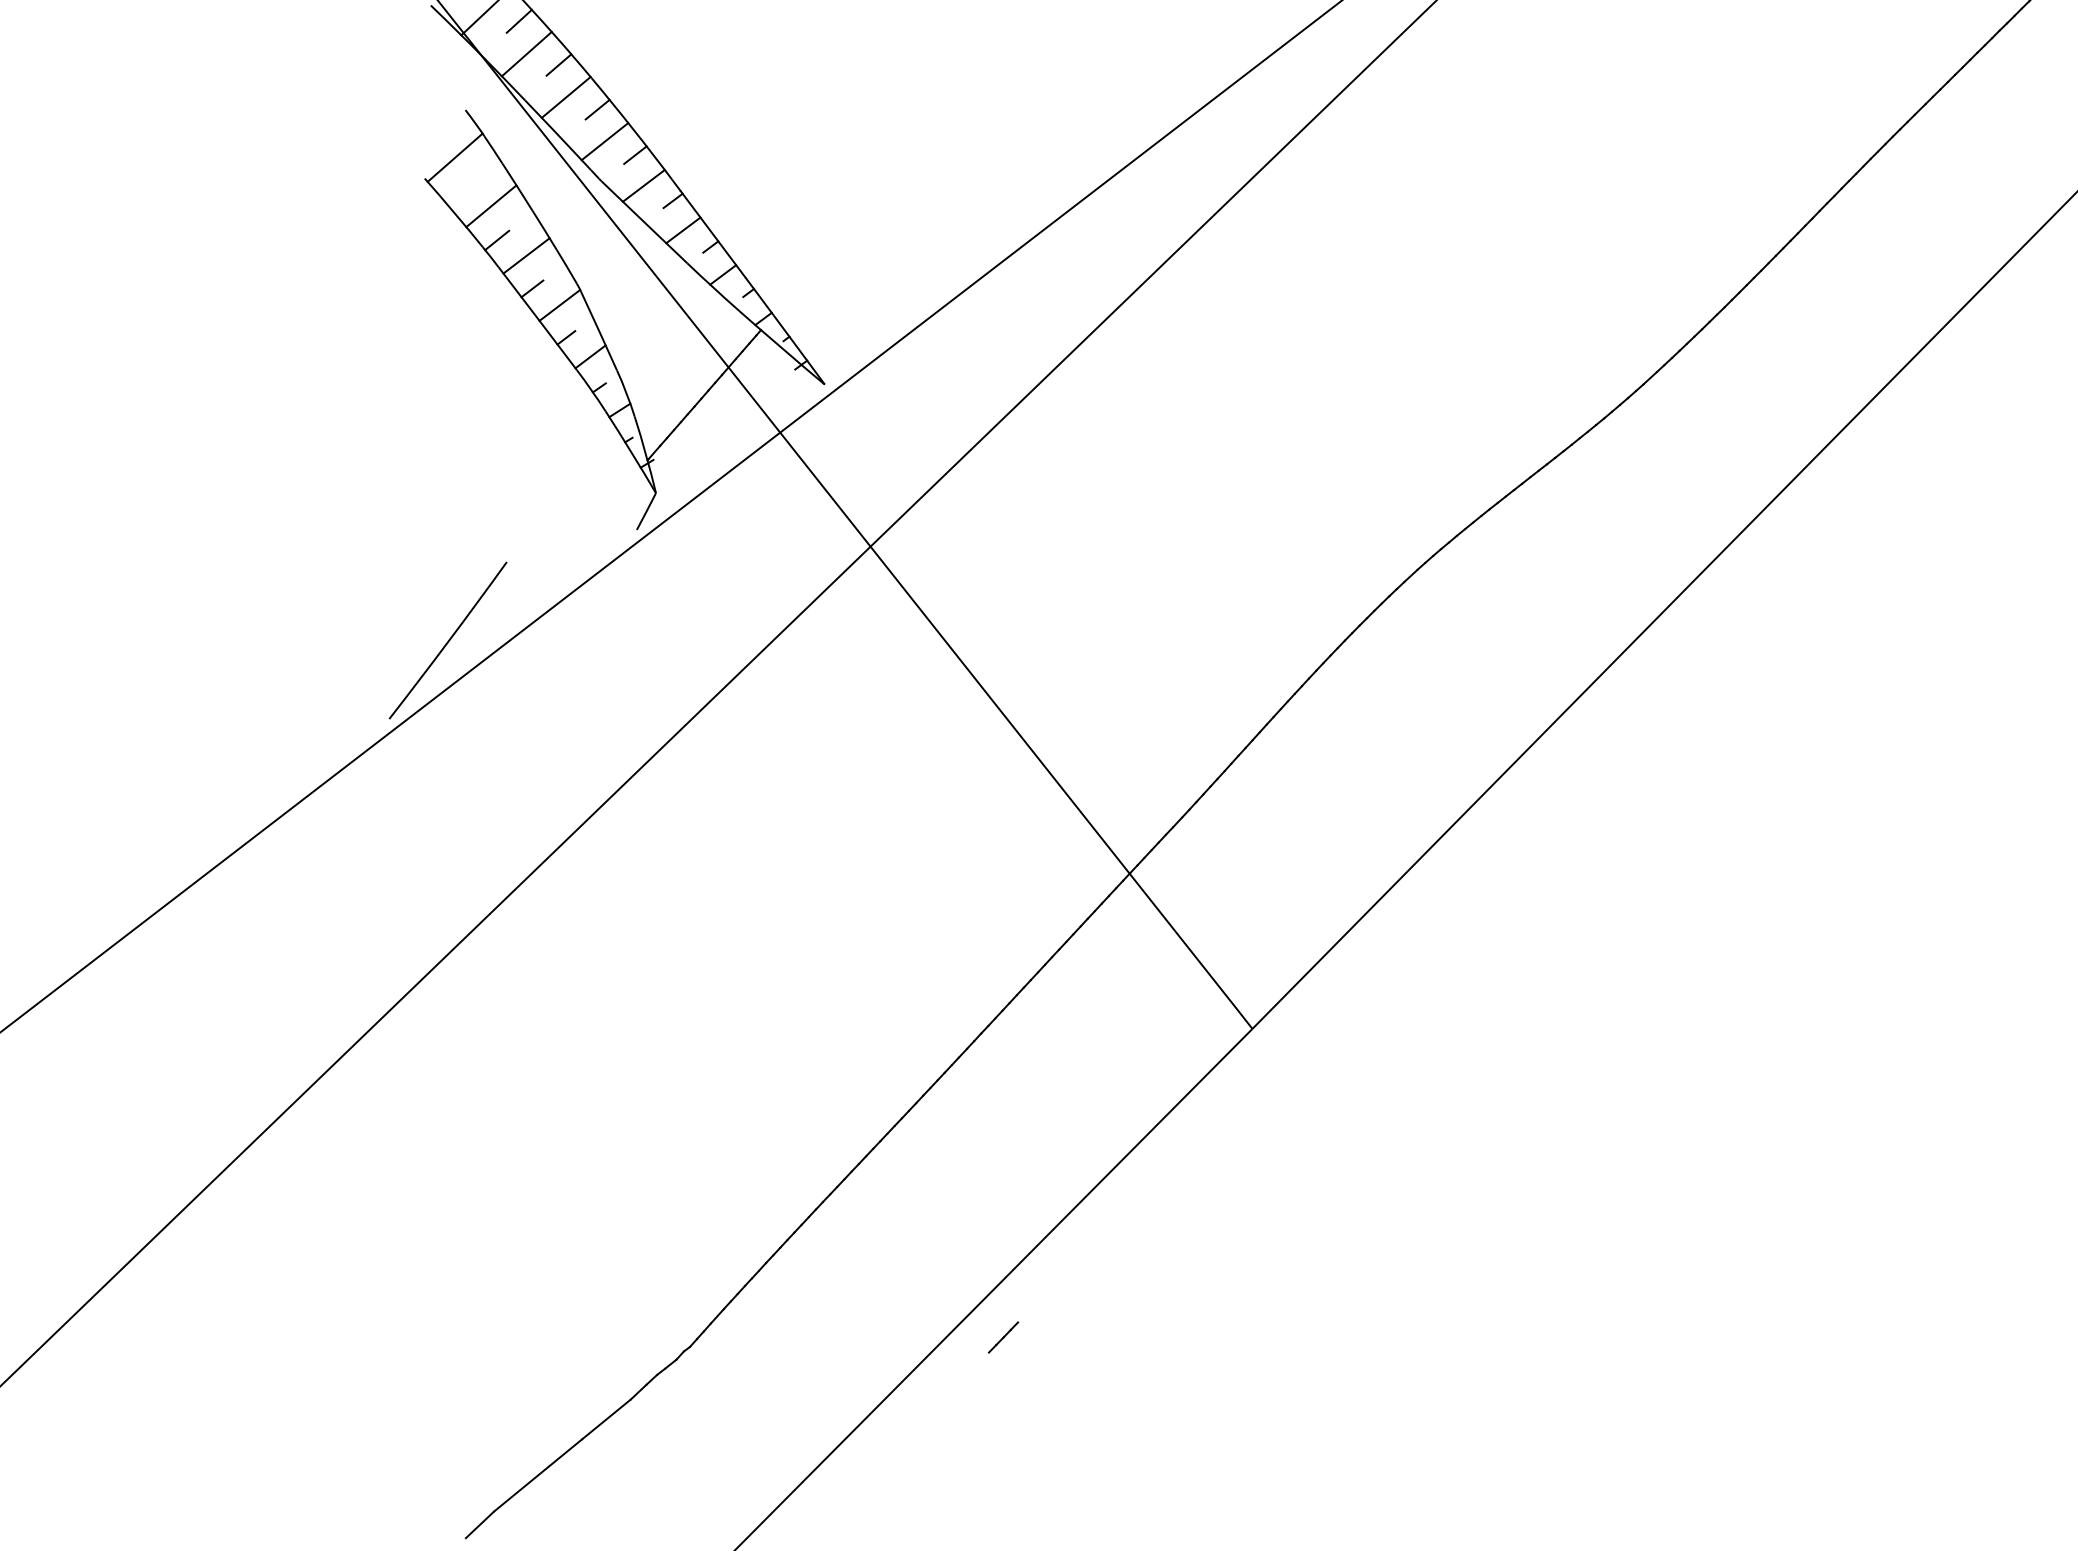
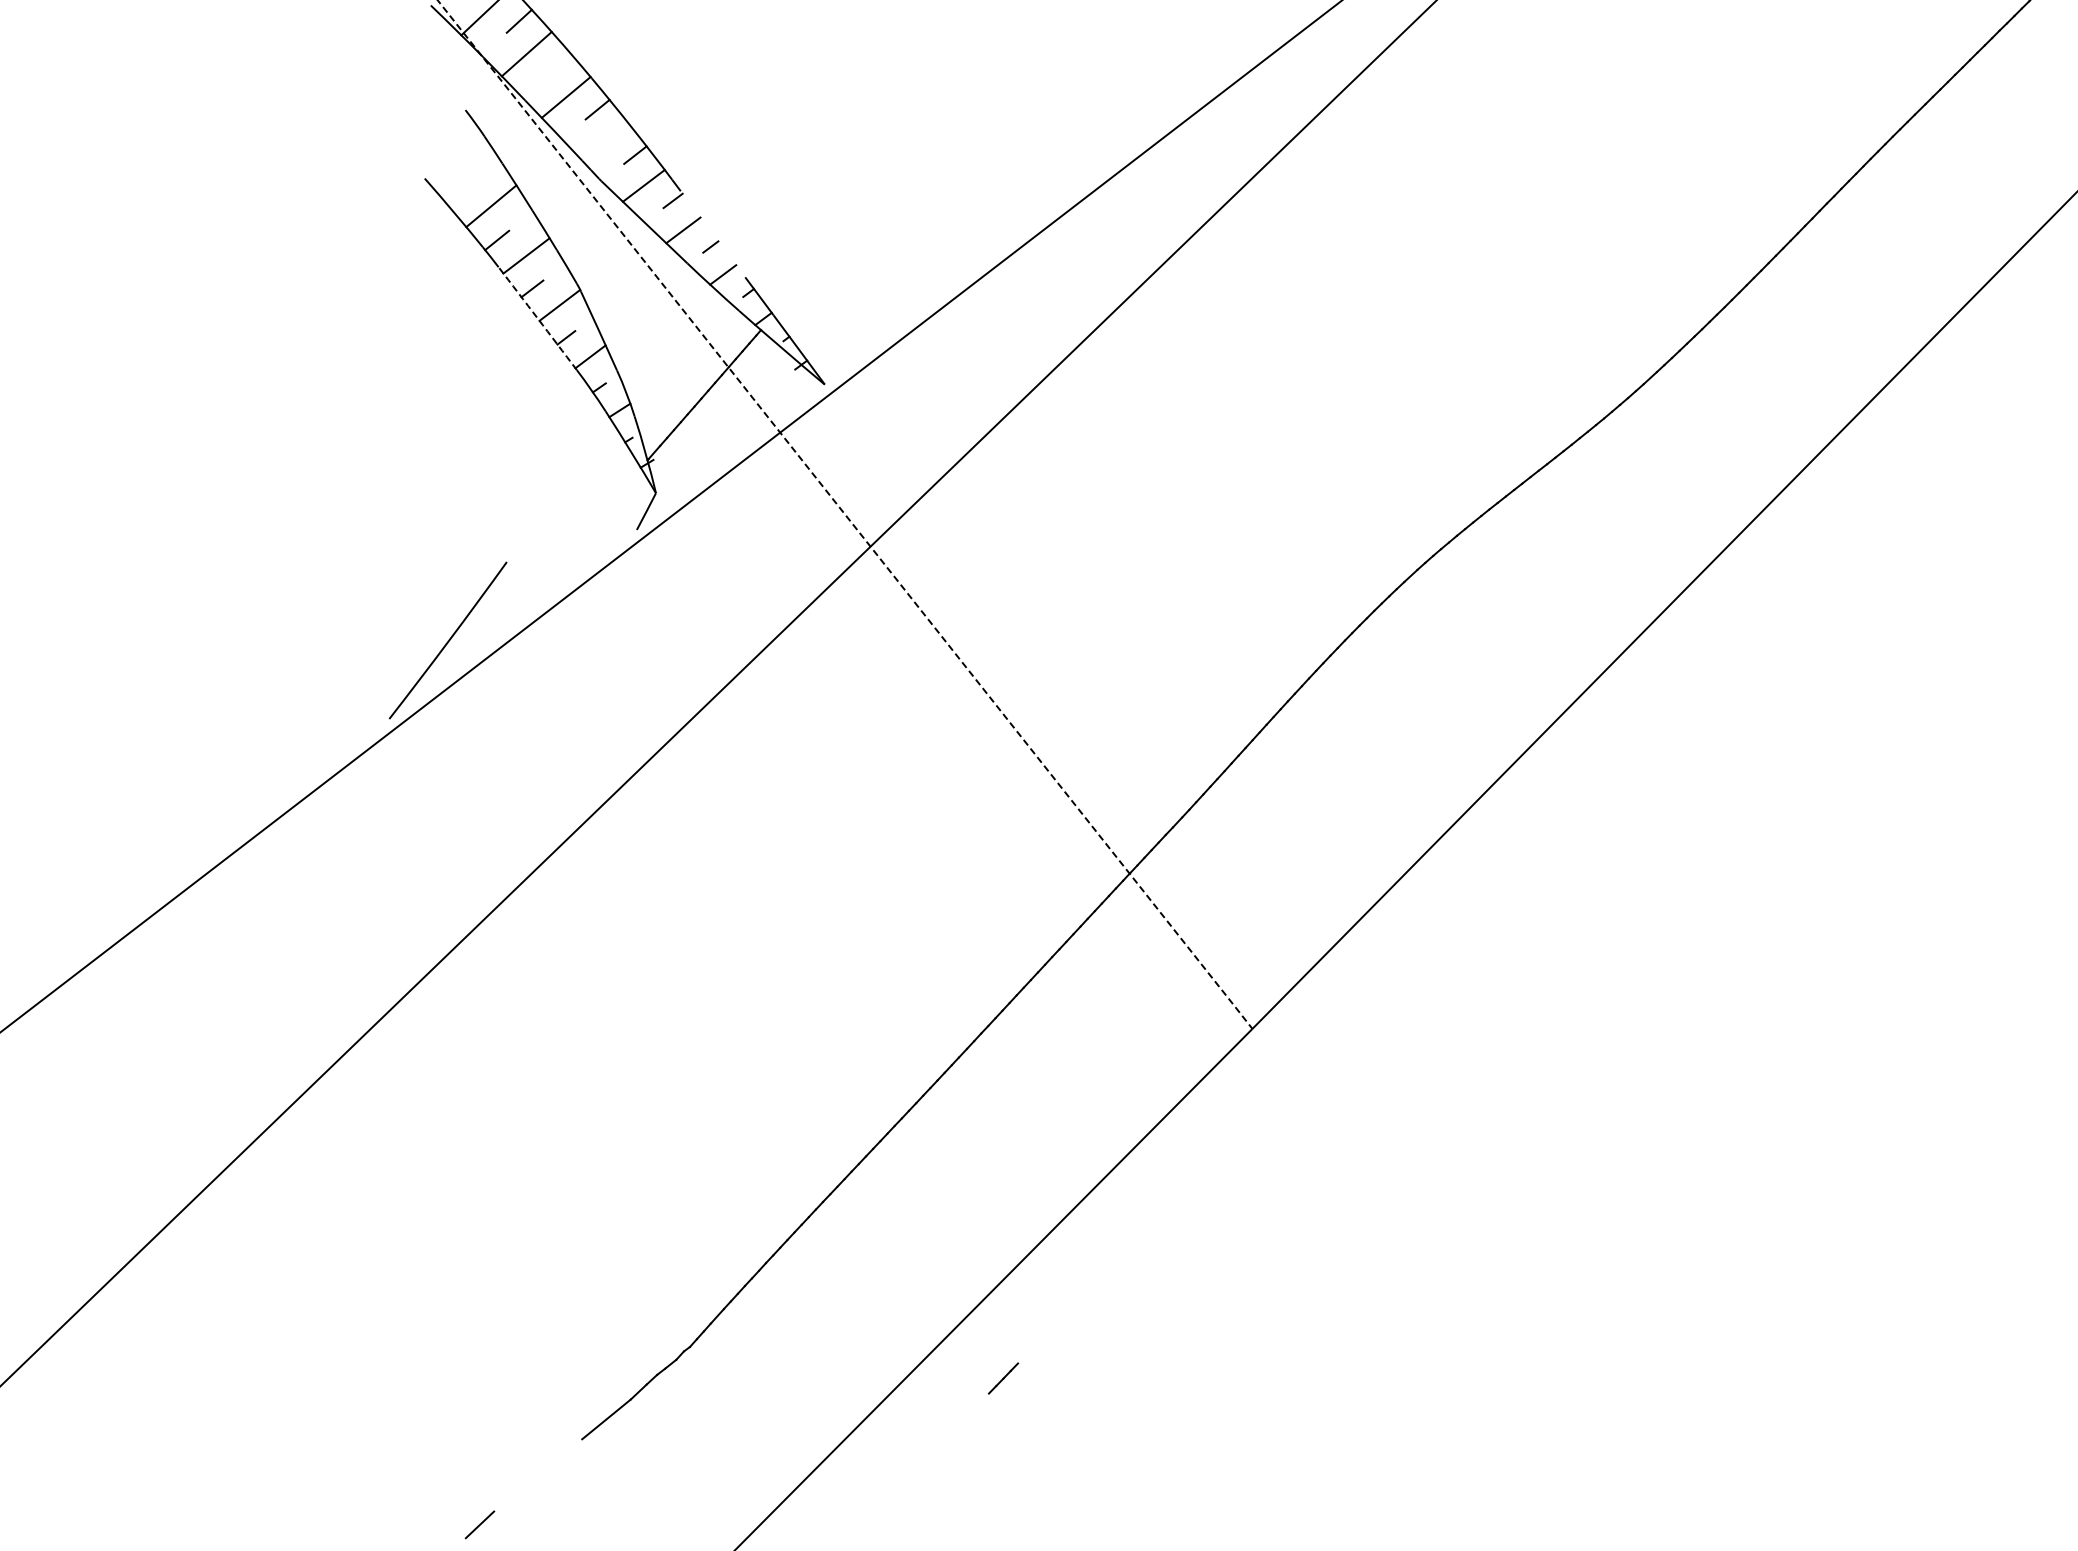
line: present -> none (558, 64)
line: present -> none (604, 141)
line: present -> none (454, 157)
line: present -> none (712, 234)
arc: solid -> dashed (537, 318)
line: solid -> dashed (845, 515)
line position: (1003, 1337) -> (1003, 1378) (1003, 1378)
line: present -> none (538, 1475)
